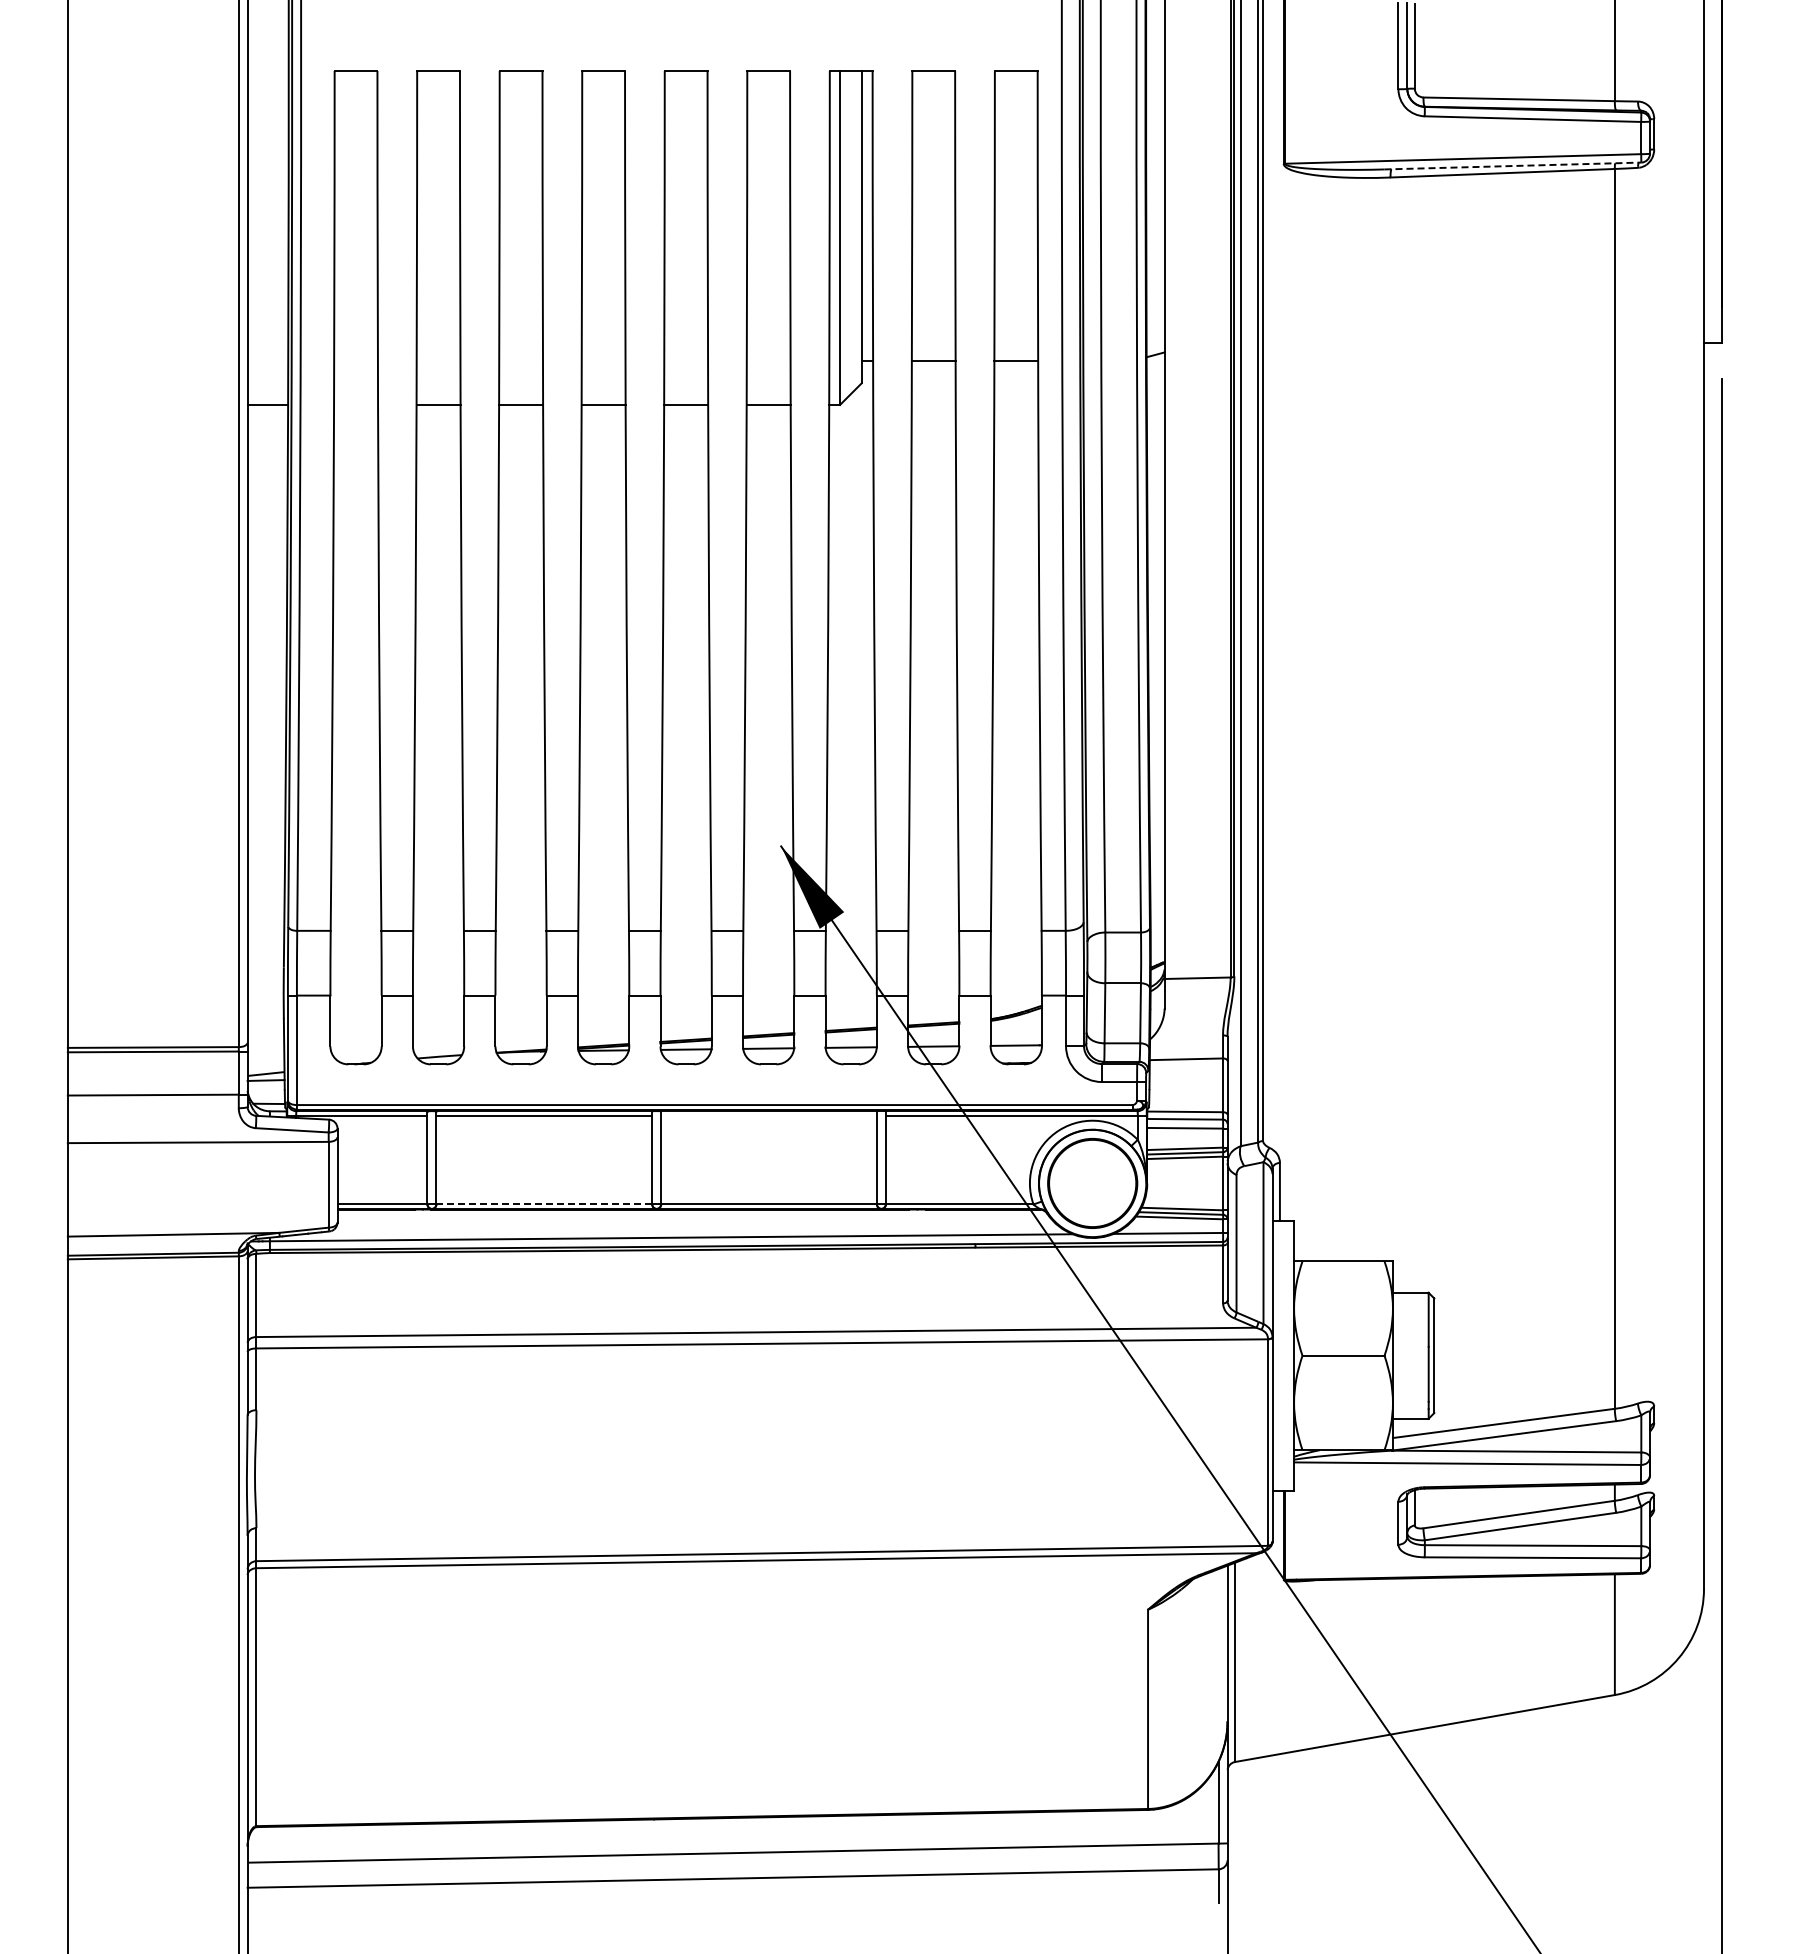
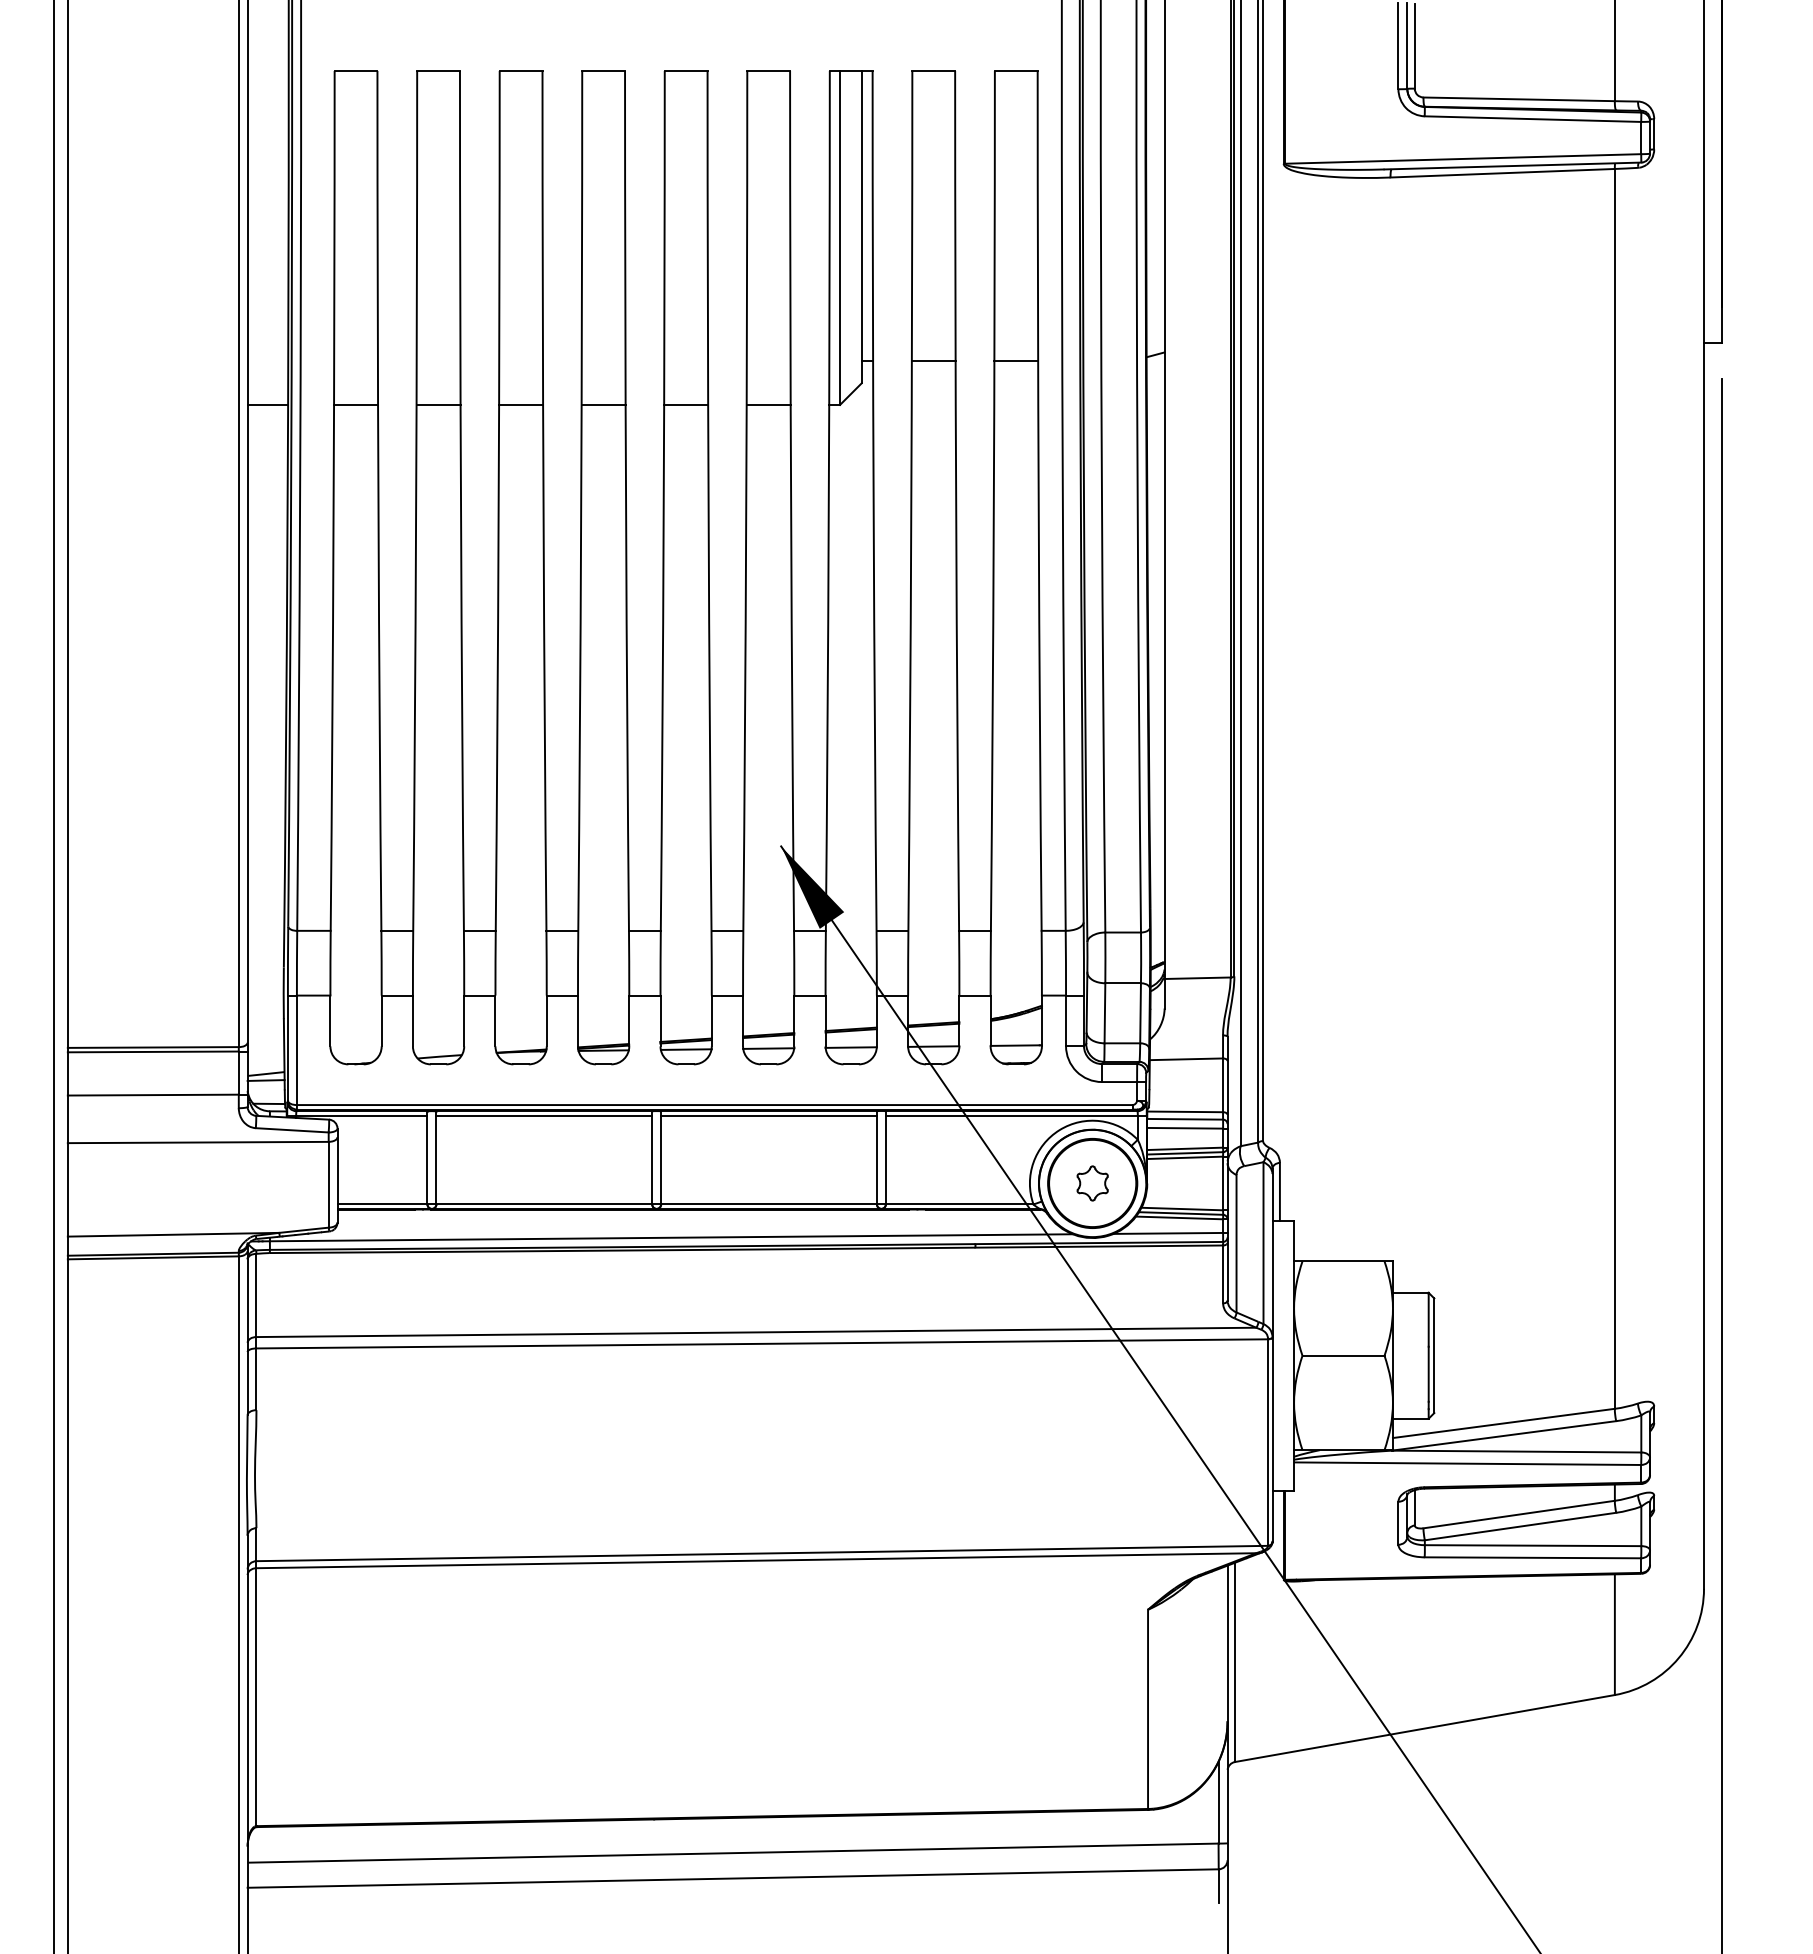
line: dashed -> solid (1513, 166)
line: none -> present (356, 404)
line: none -> present (54, 976)
line: none -> present (768, 1115)
part: none -> present (1092, 1183)
line: dashed -> solid (544, 1204)
